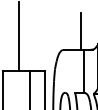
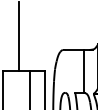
line: present -> none (80, 30)
